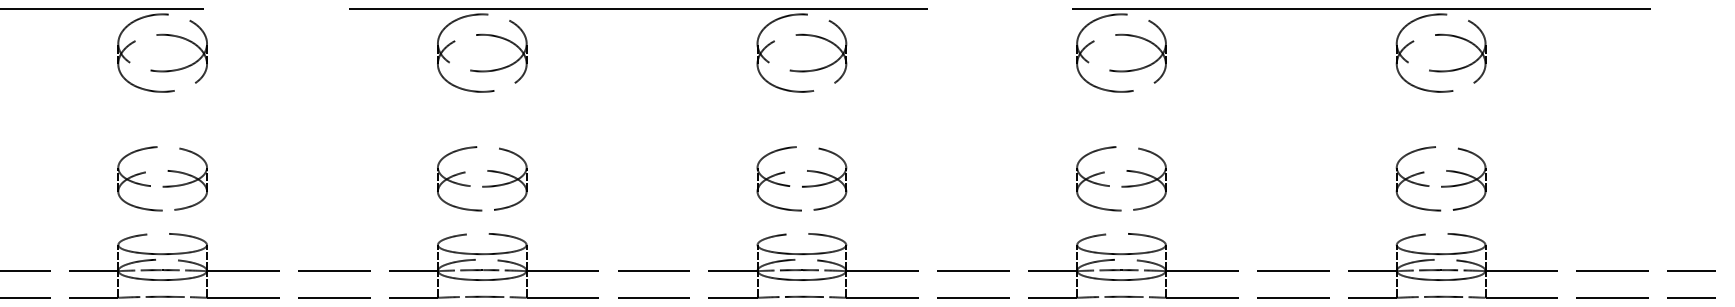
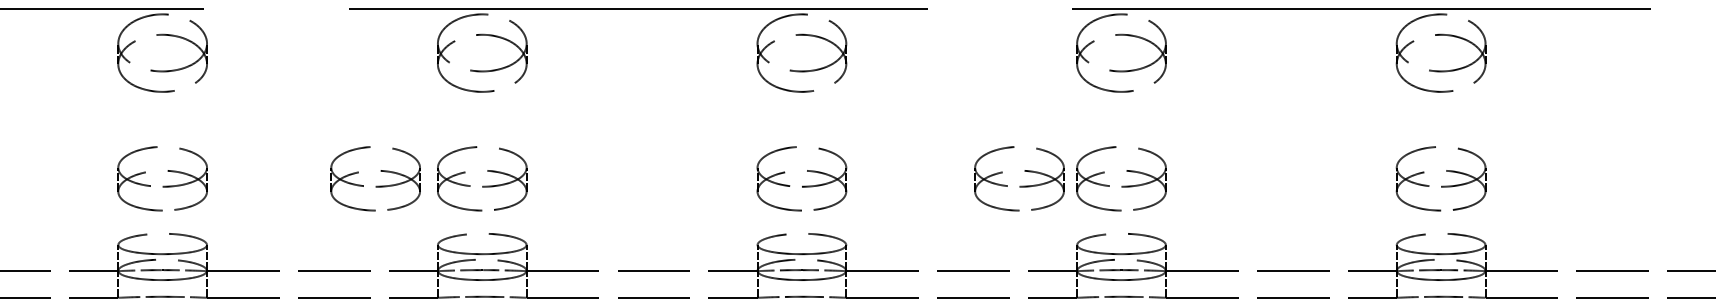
part: none -> present (376, 185)
part: none -> present (1020, 185)
